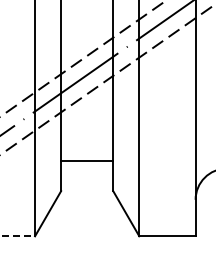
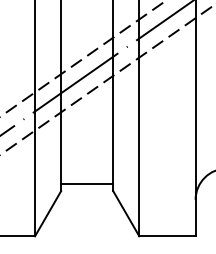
line position: (87, 161) -> (87, 184) (87, 184)
line: dashed -> solid (18, 236)
